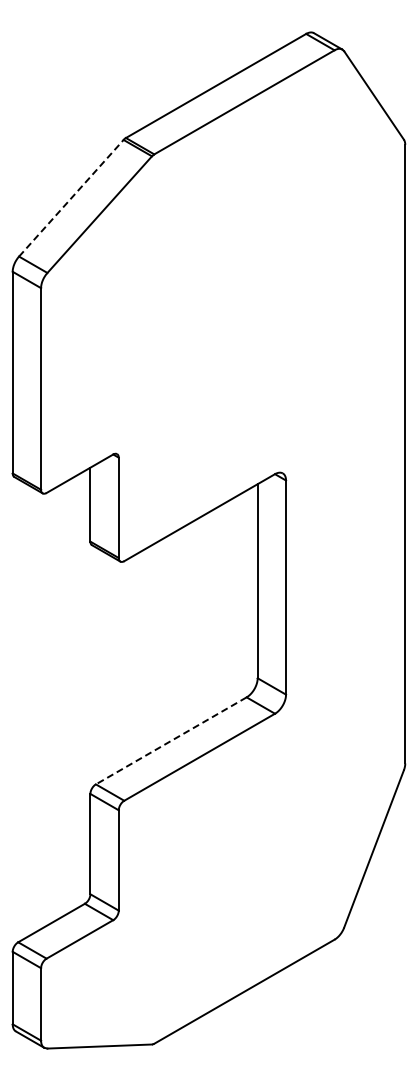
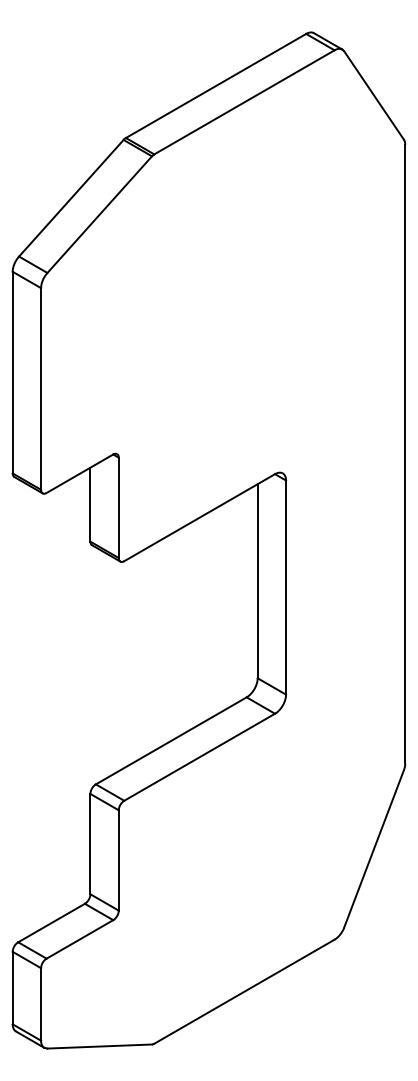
line: dashed -> solid (71, 197)
line: dashed -> solid (170, 741)
